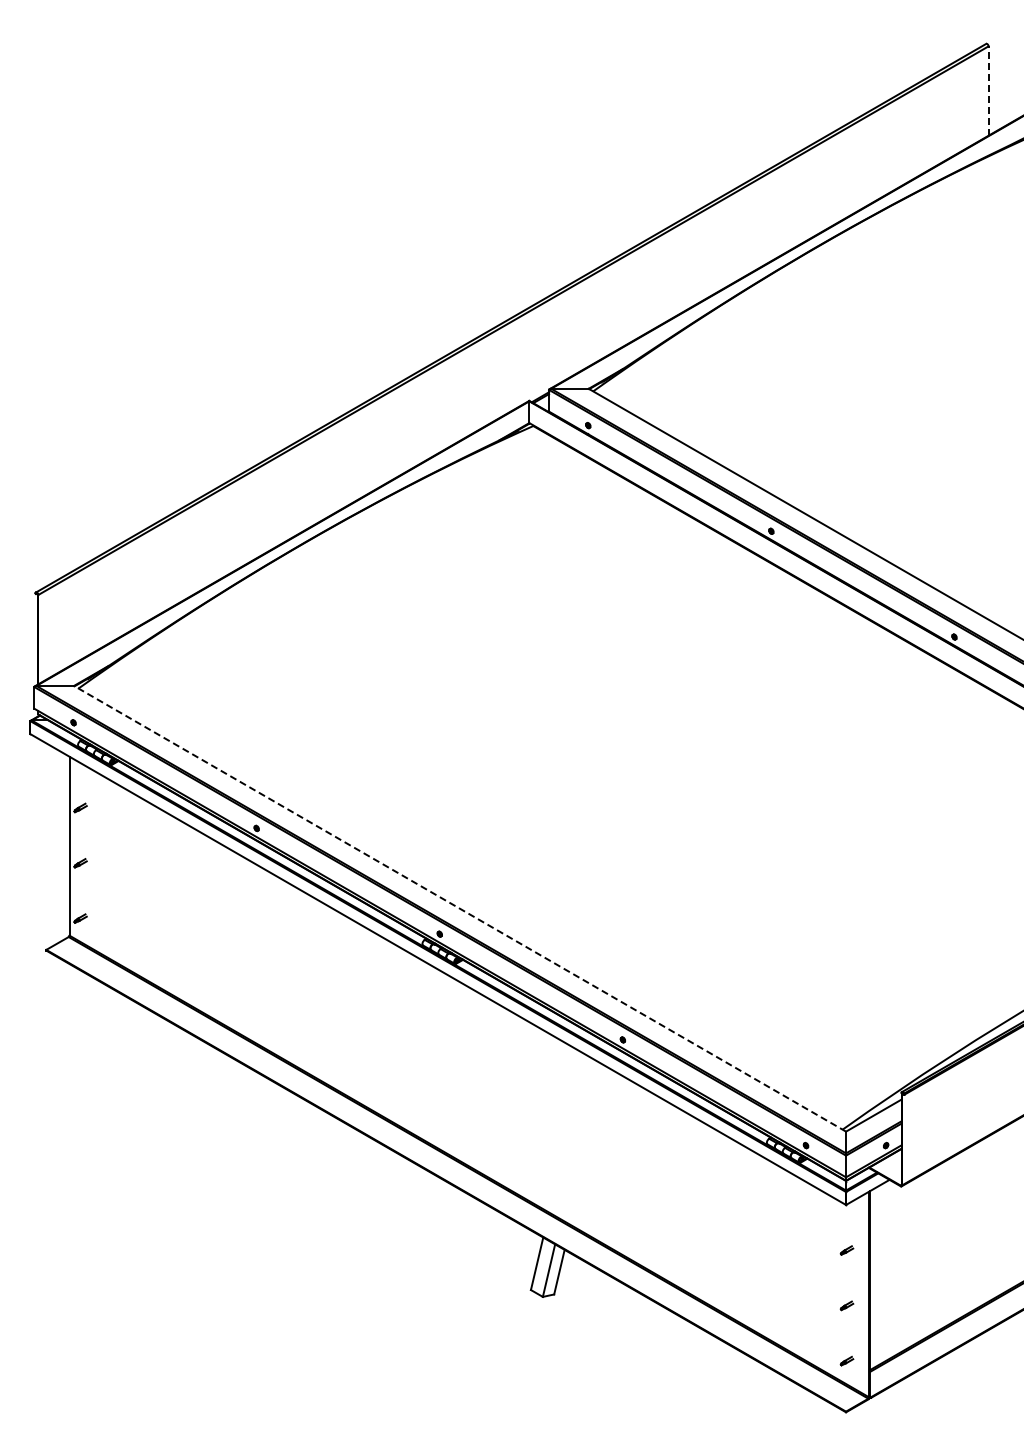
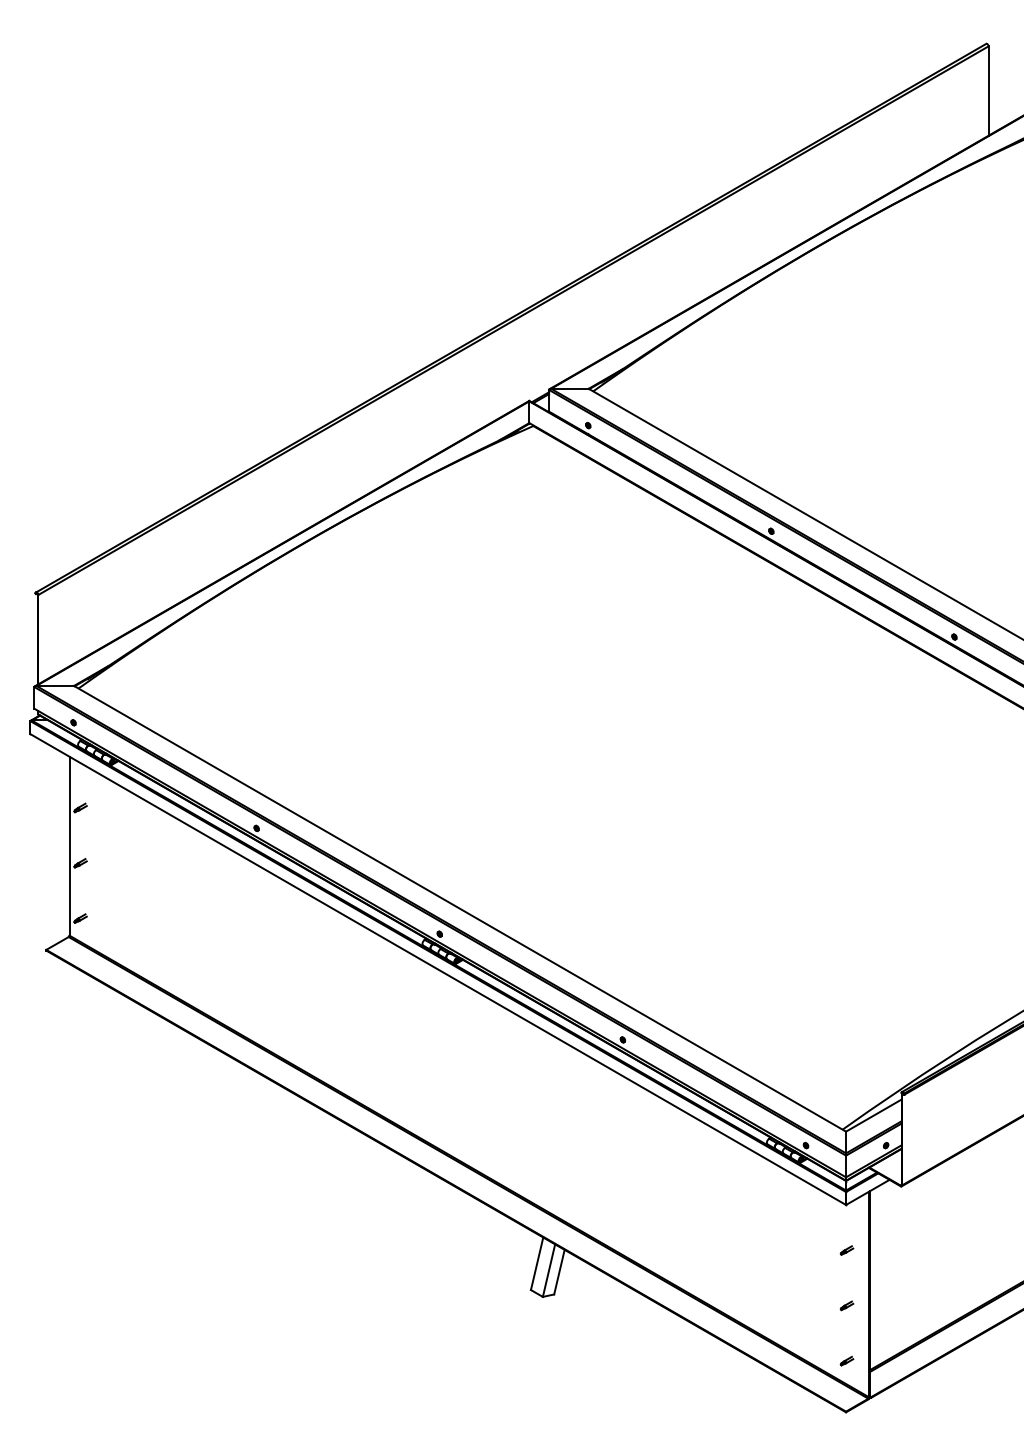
line: dashed -> solid (988, 91)
line: dashed -> solid (460, 908)
